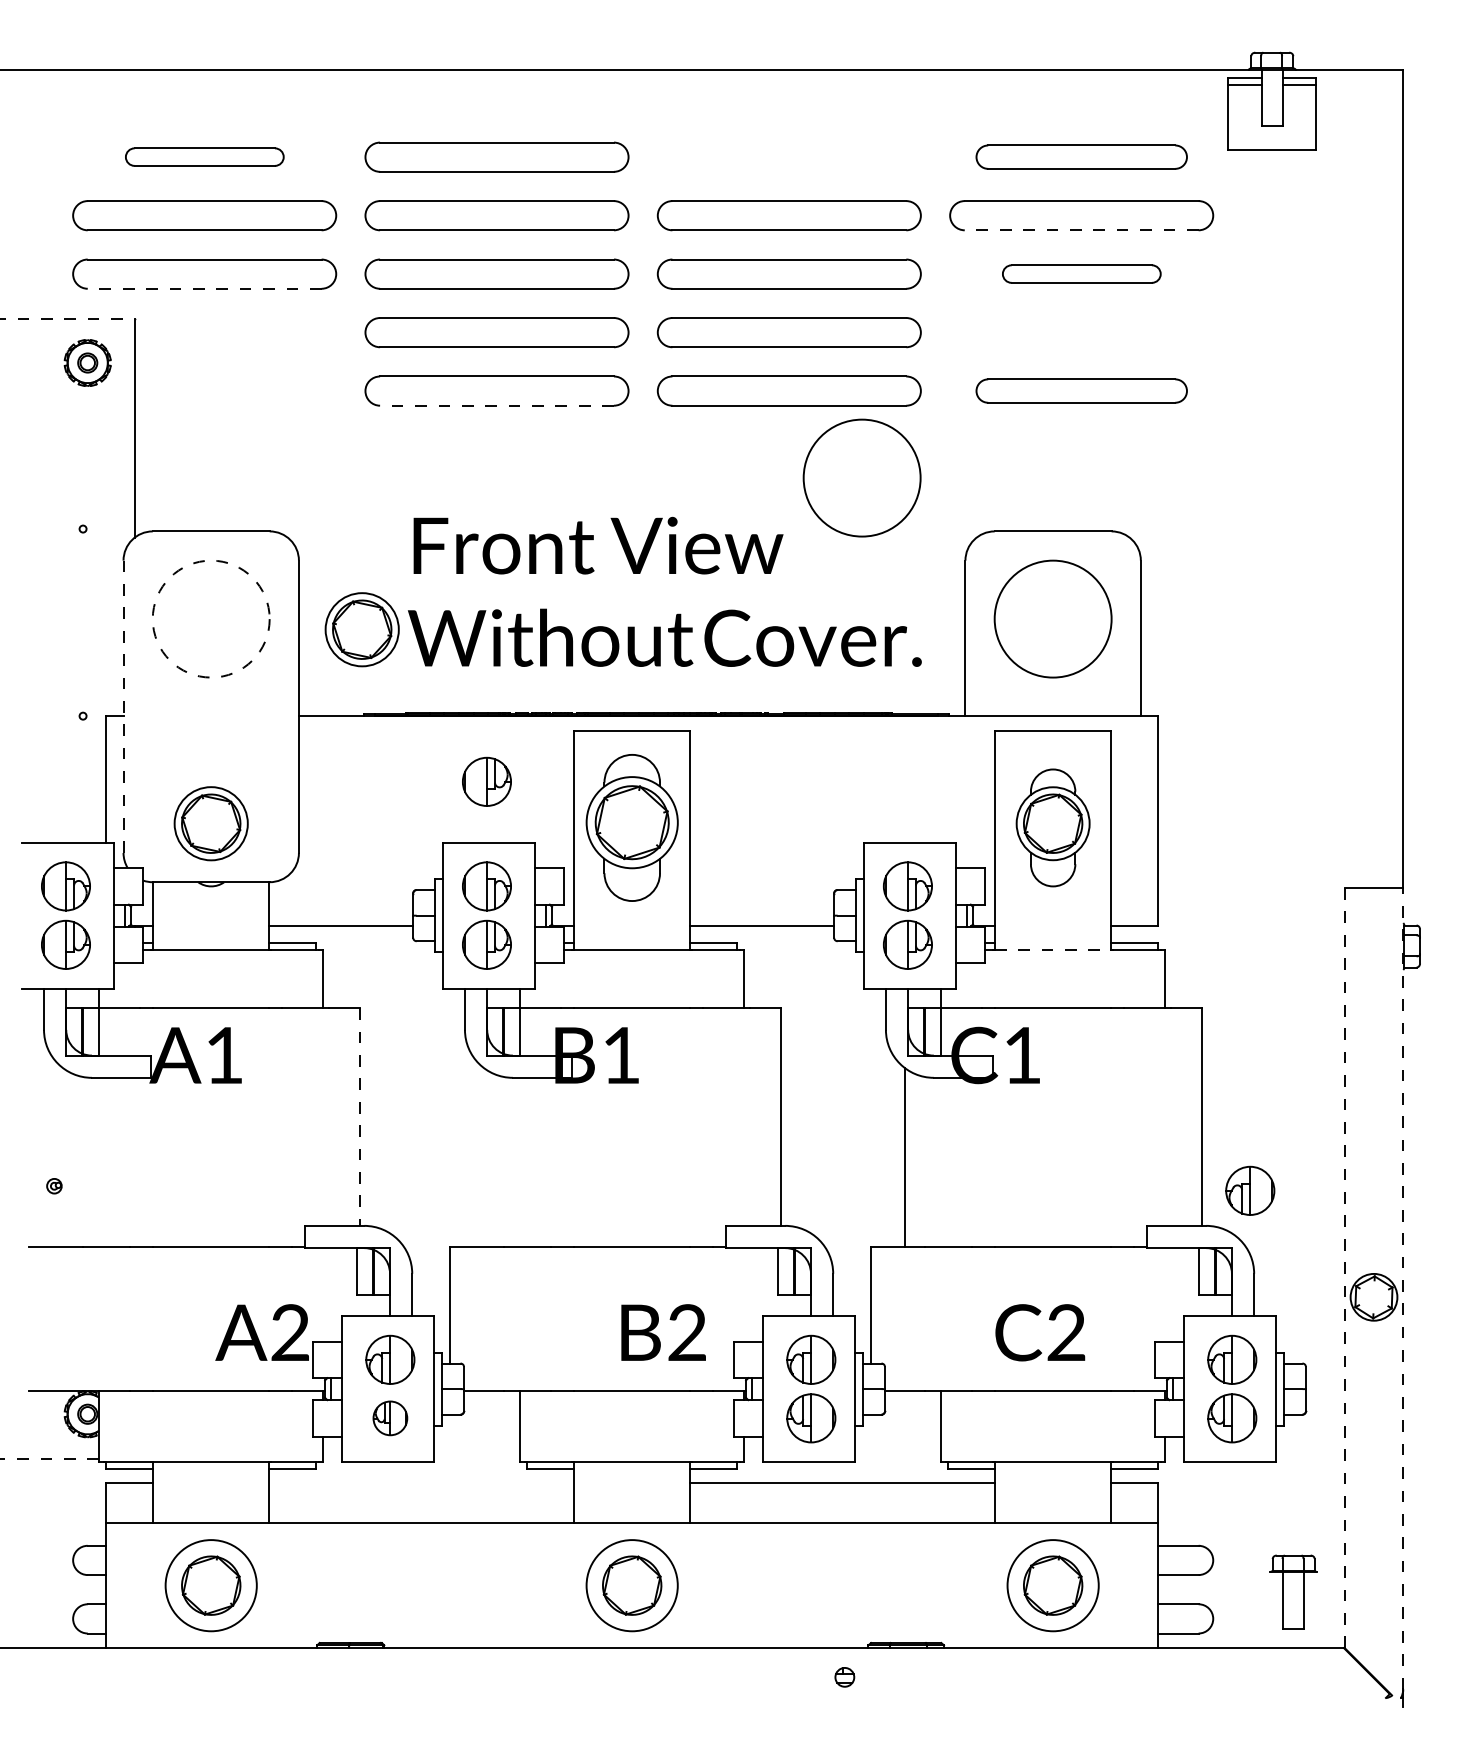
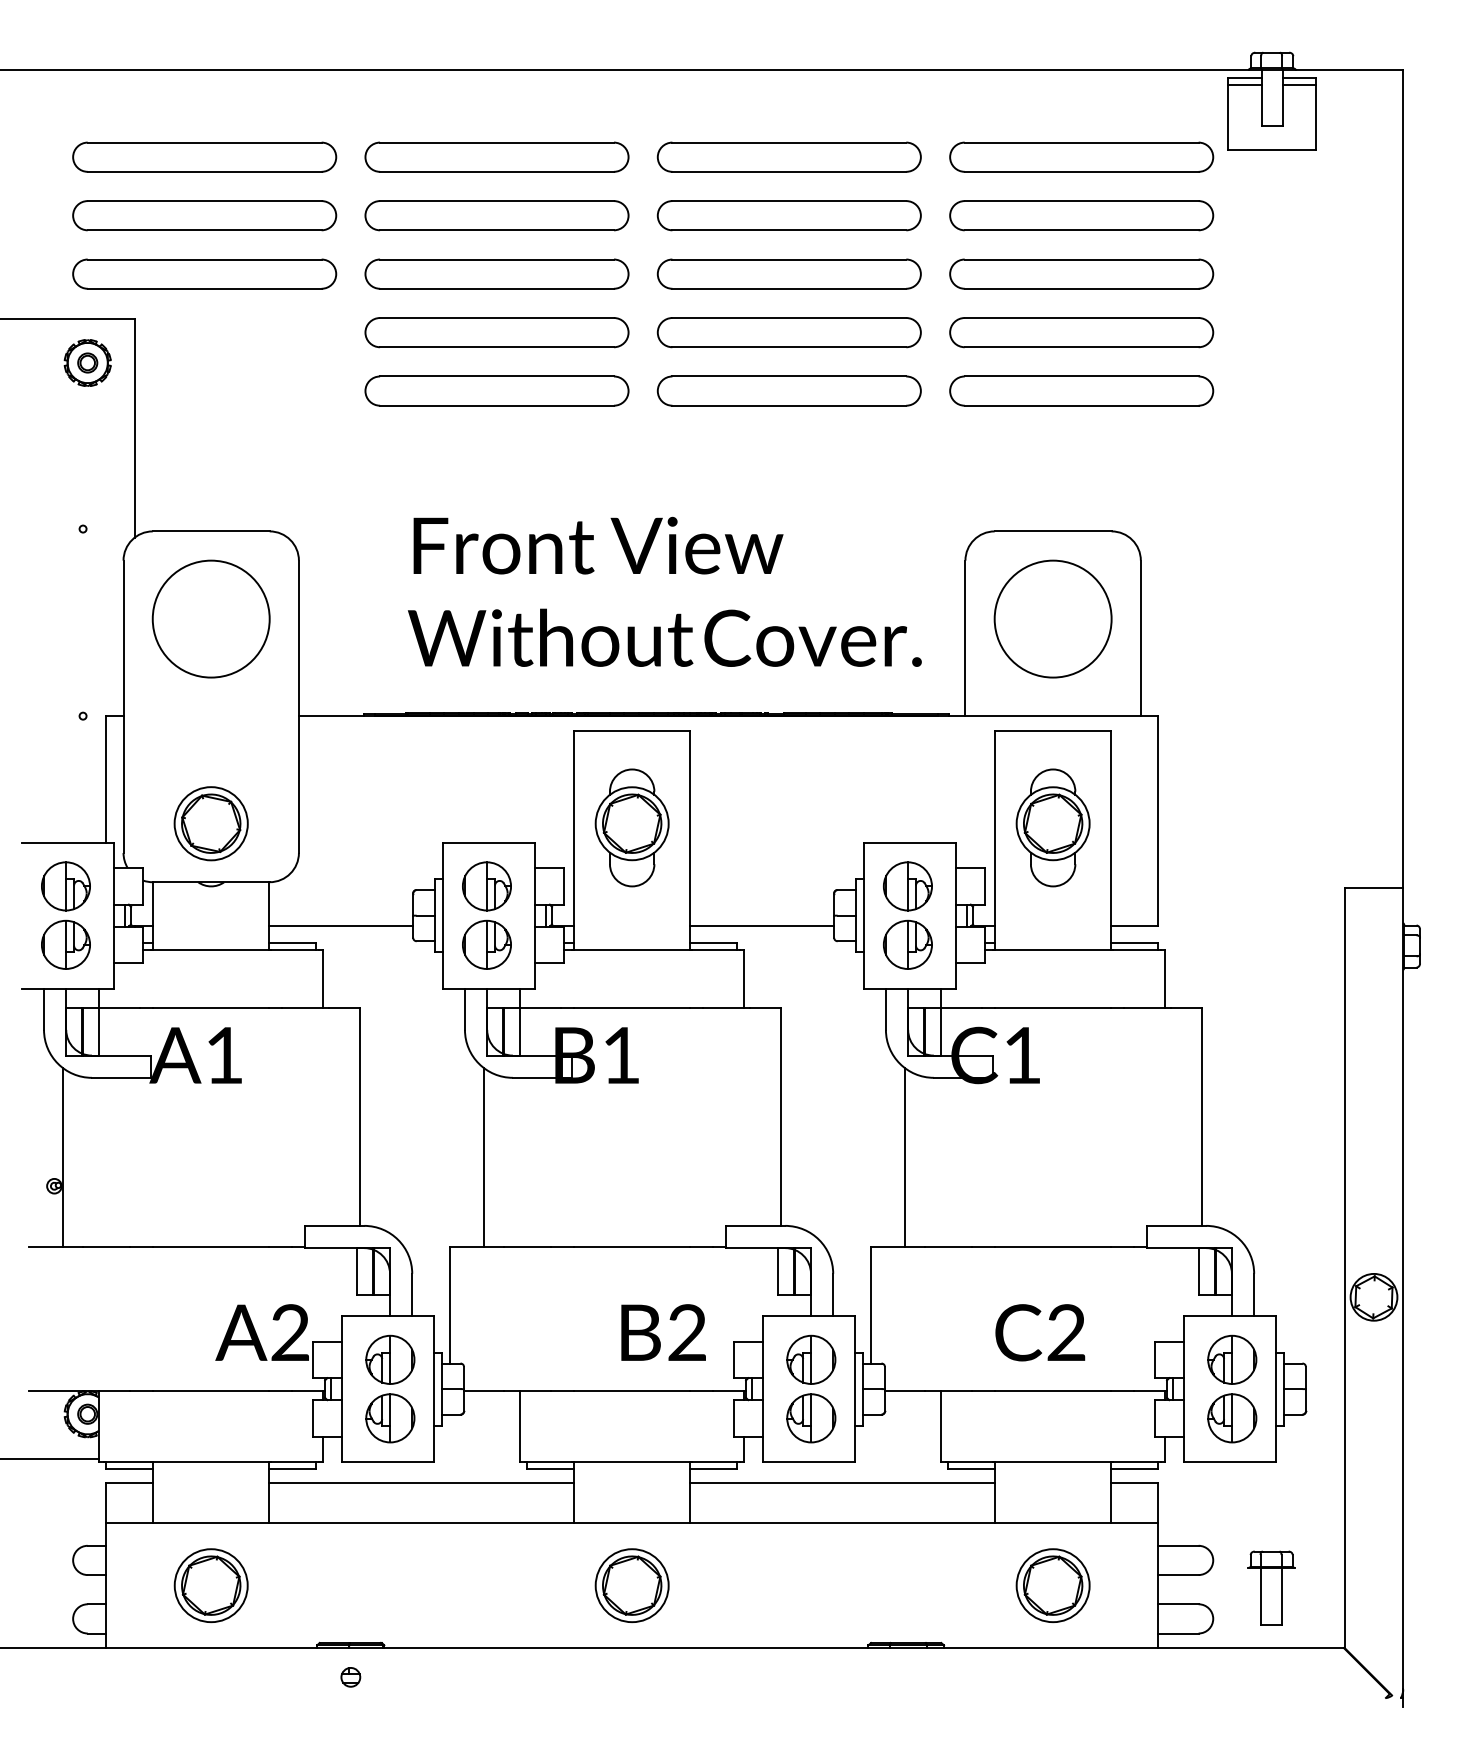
part size: 160x20 px -> 266x32 px (204, 156)
part: none -> present (788, 156)
part size: 213x26 px -> 266x32 px (1081, 156)
line: dashed -> solid (1081, 230)
part size: 160x20 px -> 266x32 px (1081, 273)
line: dashed -> solid (204, 288)
line: dashed -> solid (67, 318)
part: none -> present (1081, 332)
part size: 213x26 px -> 266x32 px (1081, 390)
line: dashed -> solid (497, 405)
circle: present -> none (861, 477)
circle: dashed -> solid (210, 618)
part: present -> none (361, 629)
line: dashed -> solid (123, 706)
part: present -> none (486, 781)
part size: 94x148 px -> 76x120 px (631, 827)
line: dashed -> solid (1053, 949)
line: dashed -> solid (359, 1117)
line: none -> present (62, 1157)
line: none -> present (483, 1157)
part: present -> none (1250, 1190)
line: dashed -> solid (1344, 1267)
line: dashed -> solid (1403, 1288)
part size: 37x37 px -> 51x51 px (390, 1418)
line: dashed -> solid (49, 1458)
line: none -> present (421, 1483)
circle diameter: 91 px -> 73 px (210, 1585)
circle diameter: 91 px -> 73 px (631, 1585)
circle diameter: 91 px -> 73 px (1052, 1585)
part position: (1293, 1591) -> (1271, 1587) (1271, 1587)
part position: (844, 1677) -> (350, 1677) (350, 1677)
